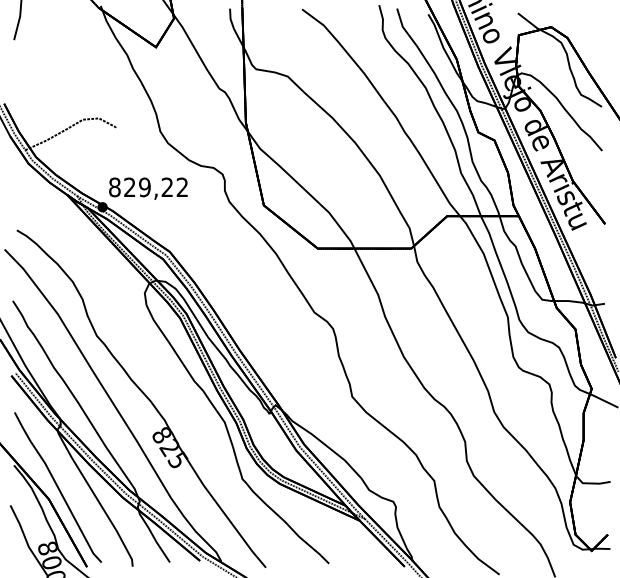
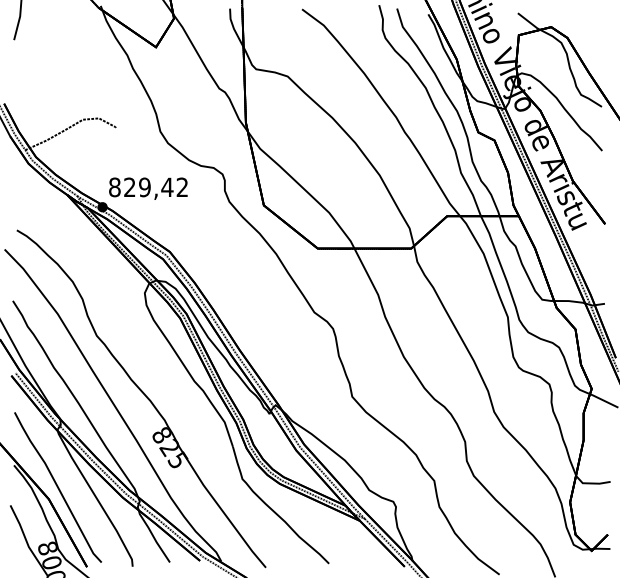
text: 829,22 -> 829,42 (167, 186)
